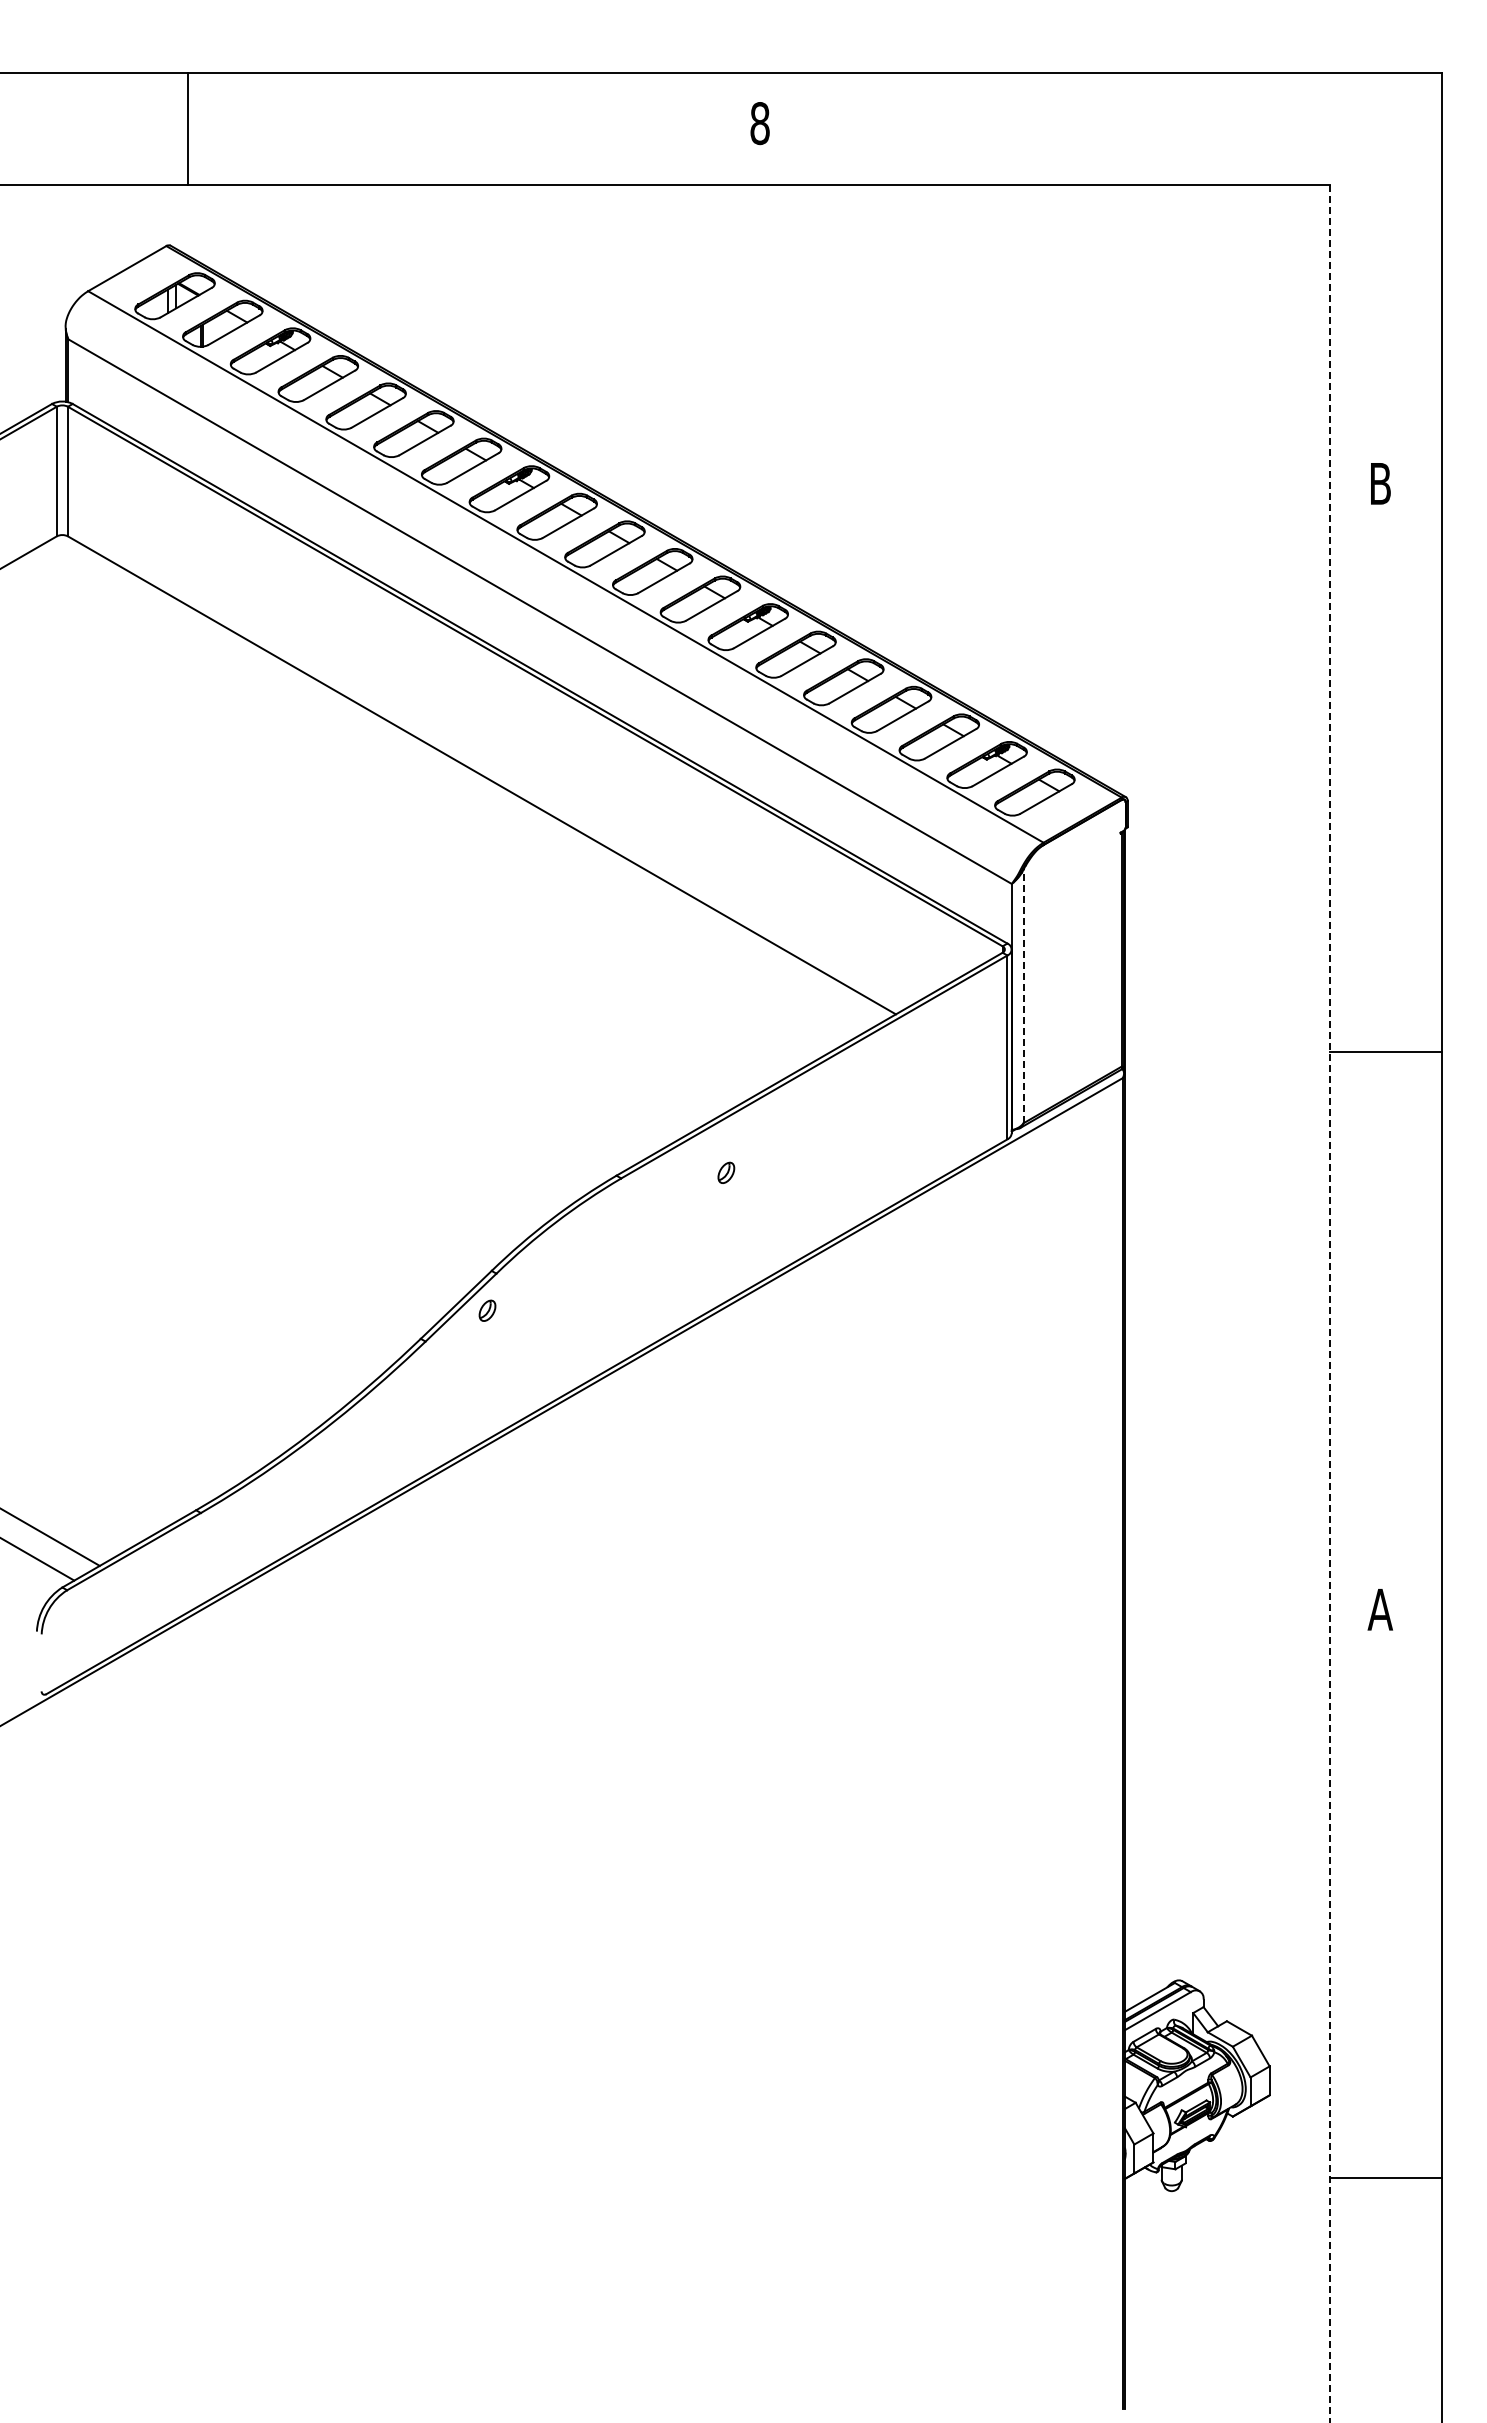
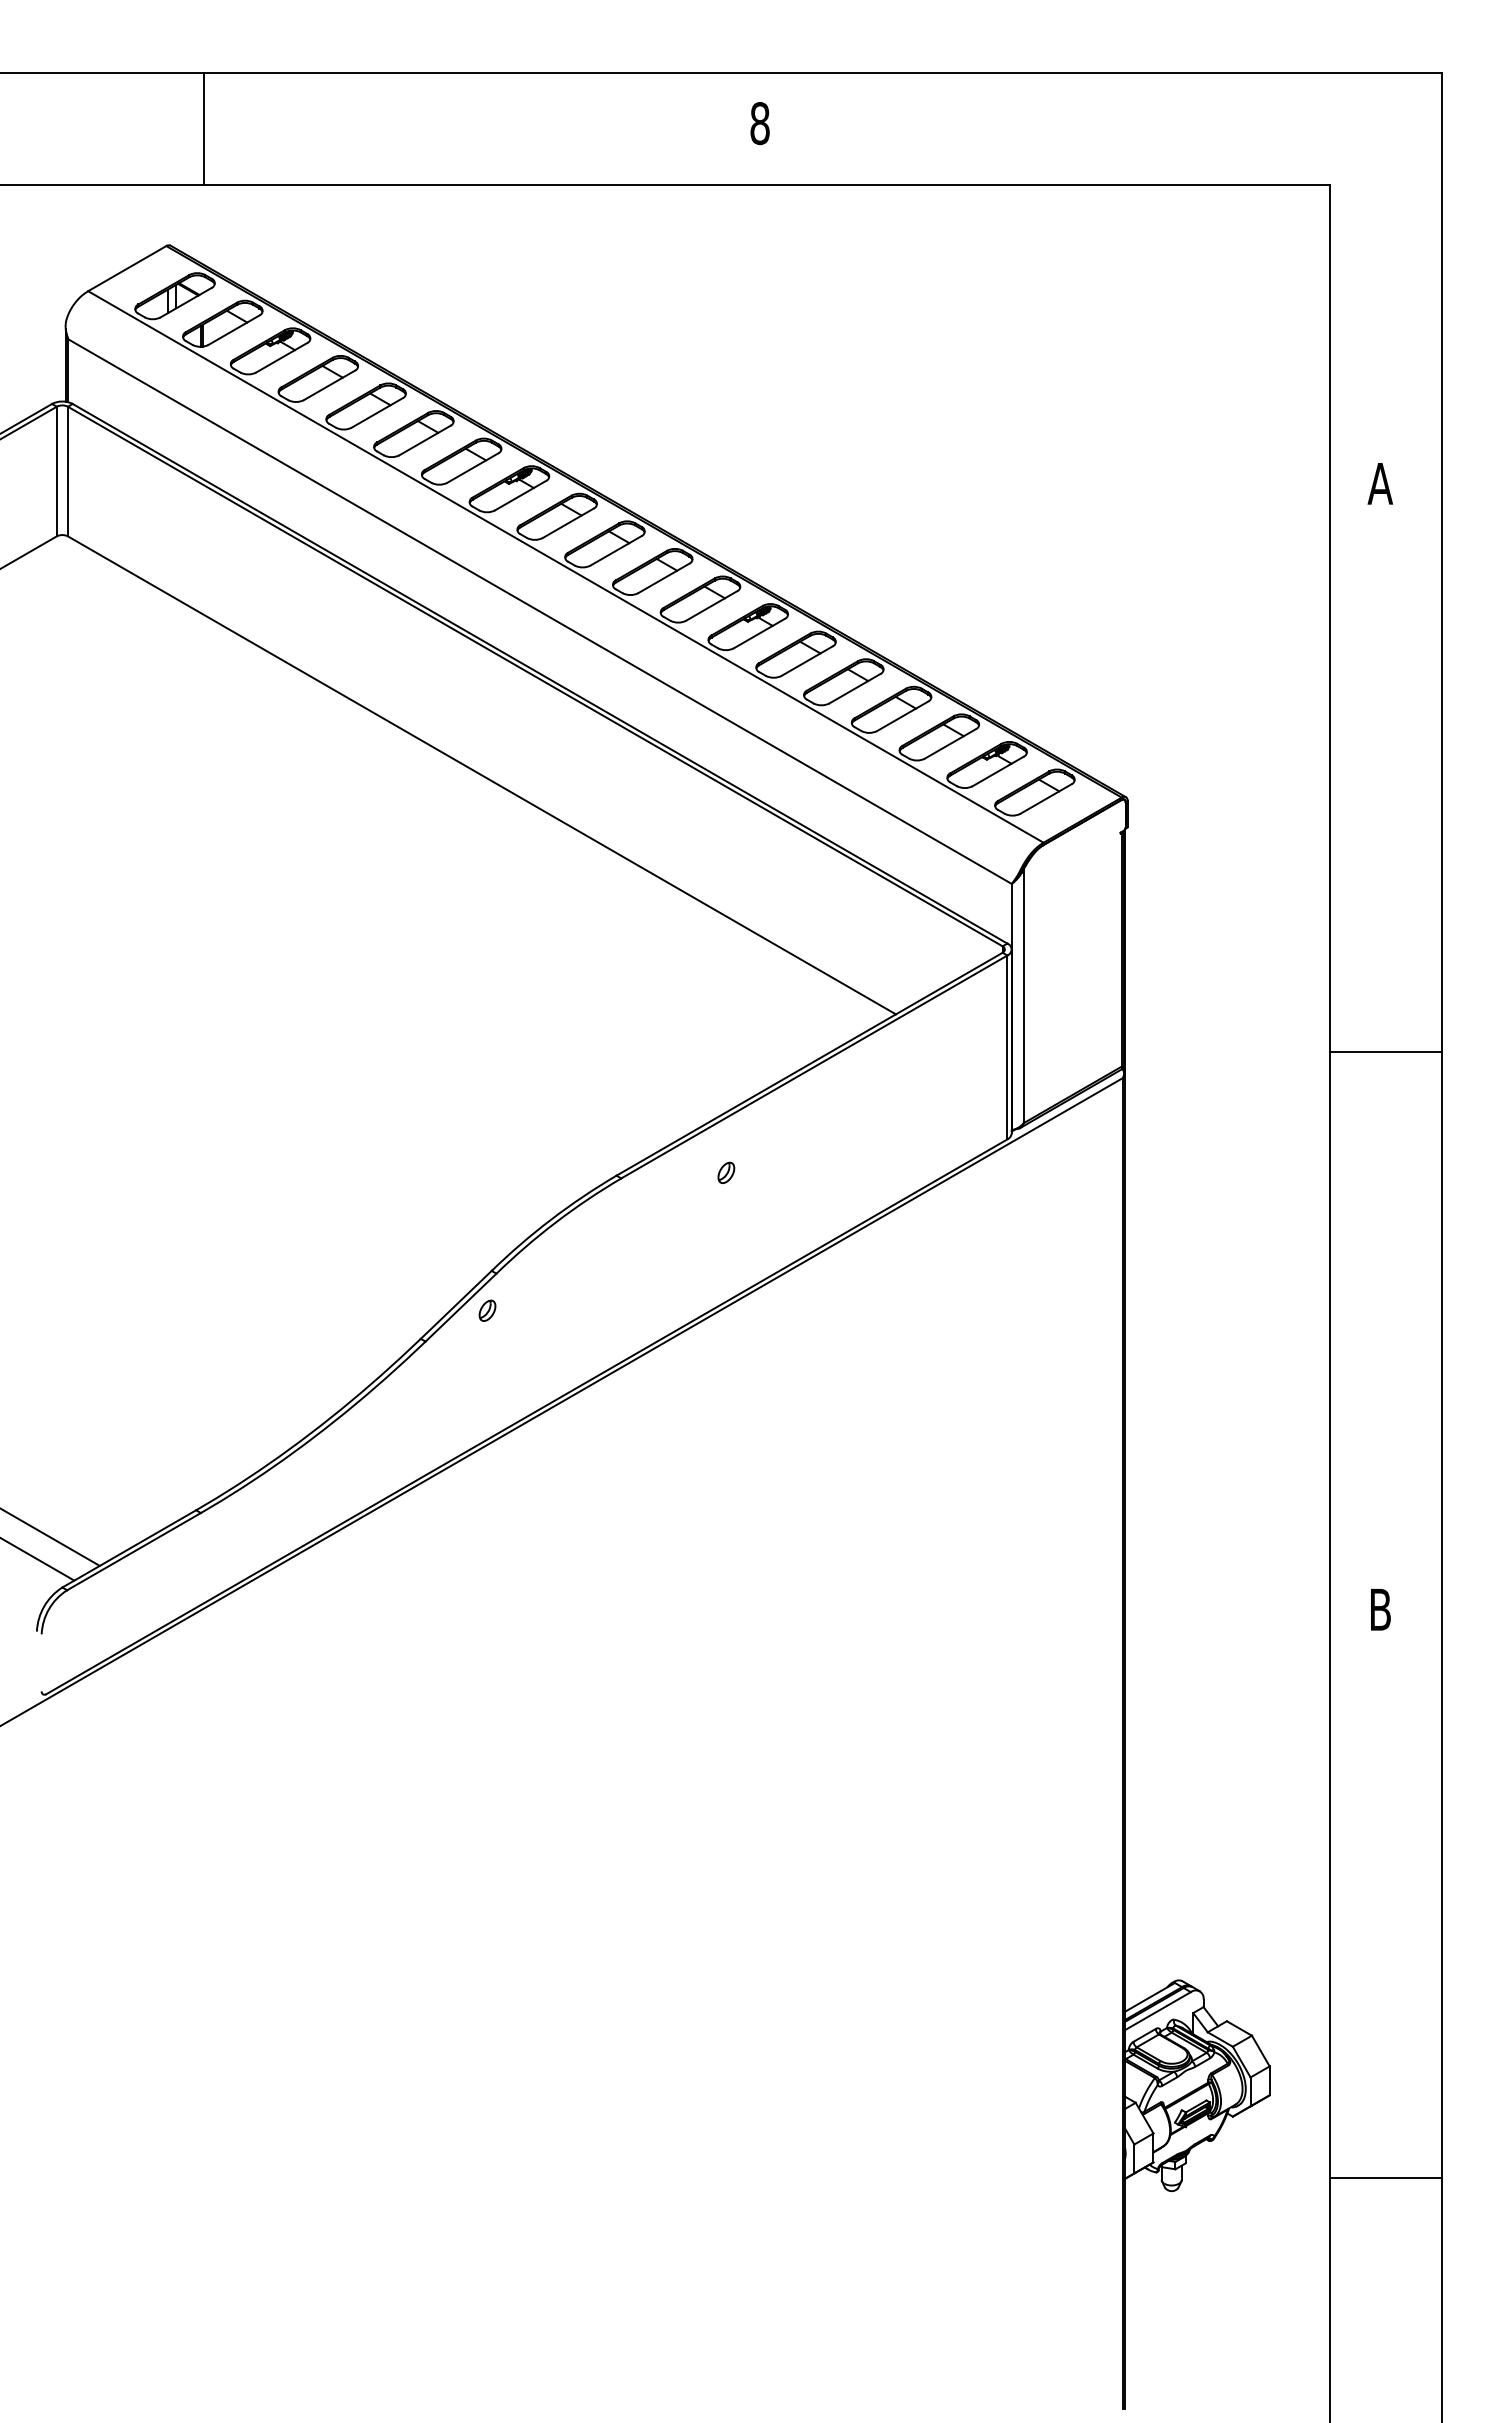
line position: (187, 128) -> (203, 128) (203, 128)
text: B -> A (1380, 483)
line: dashed -> solid (1023, 996)
line: dashed -> solid (1329, 1304)
text: A -> B (1380, 1609)
